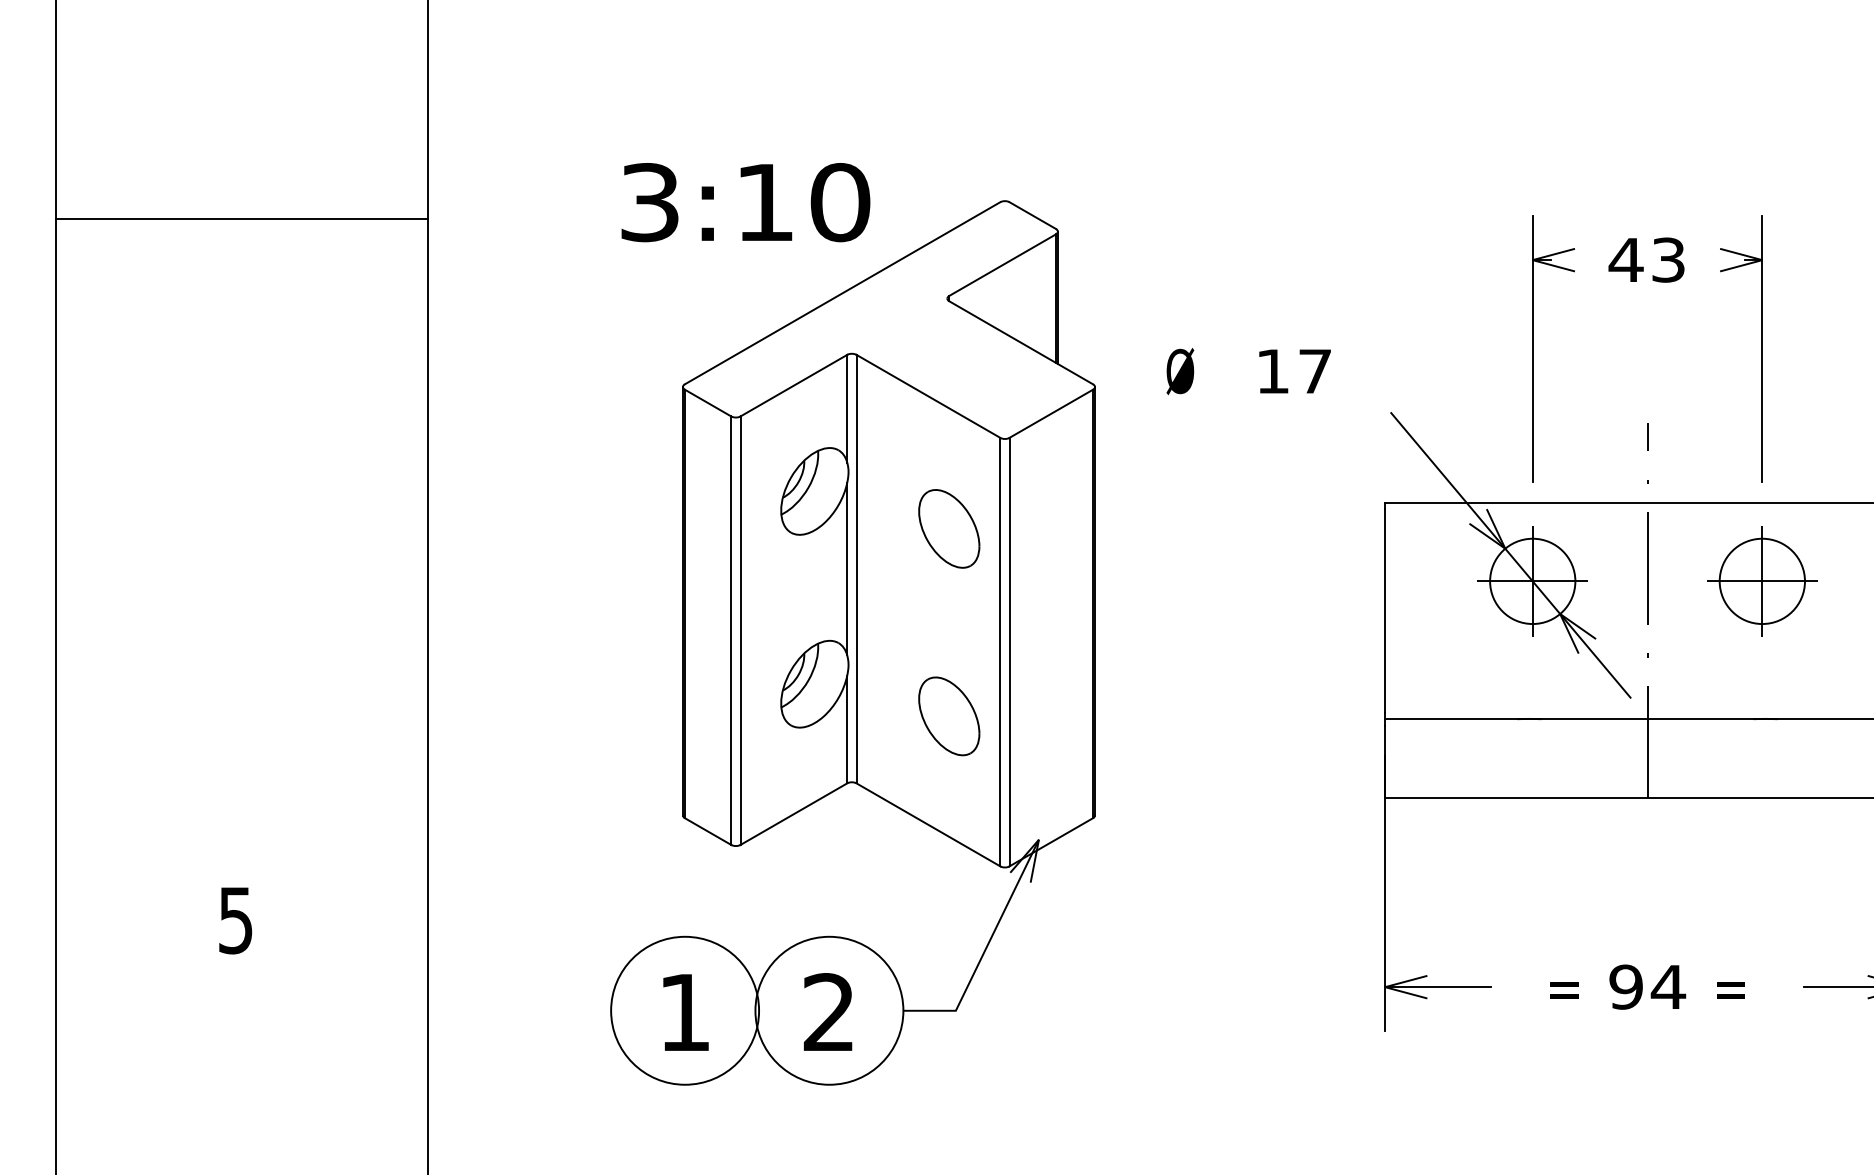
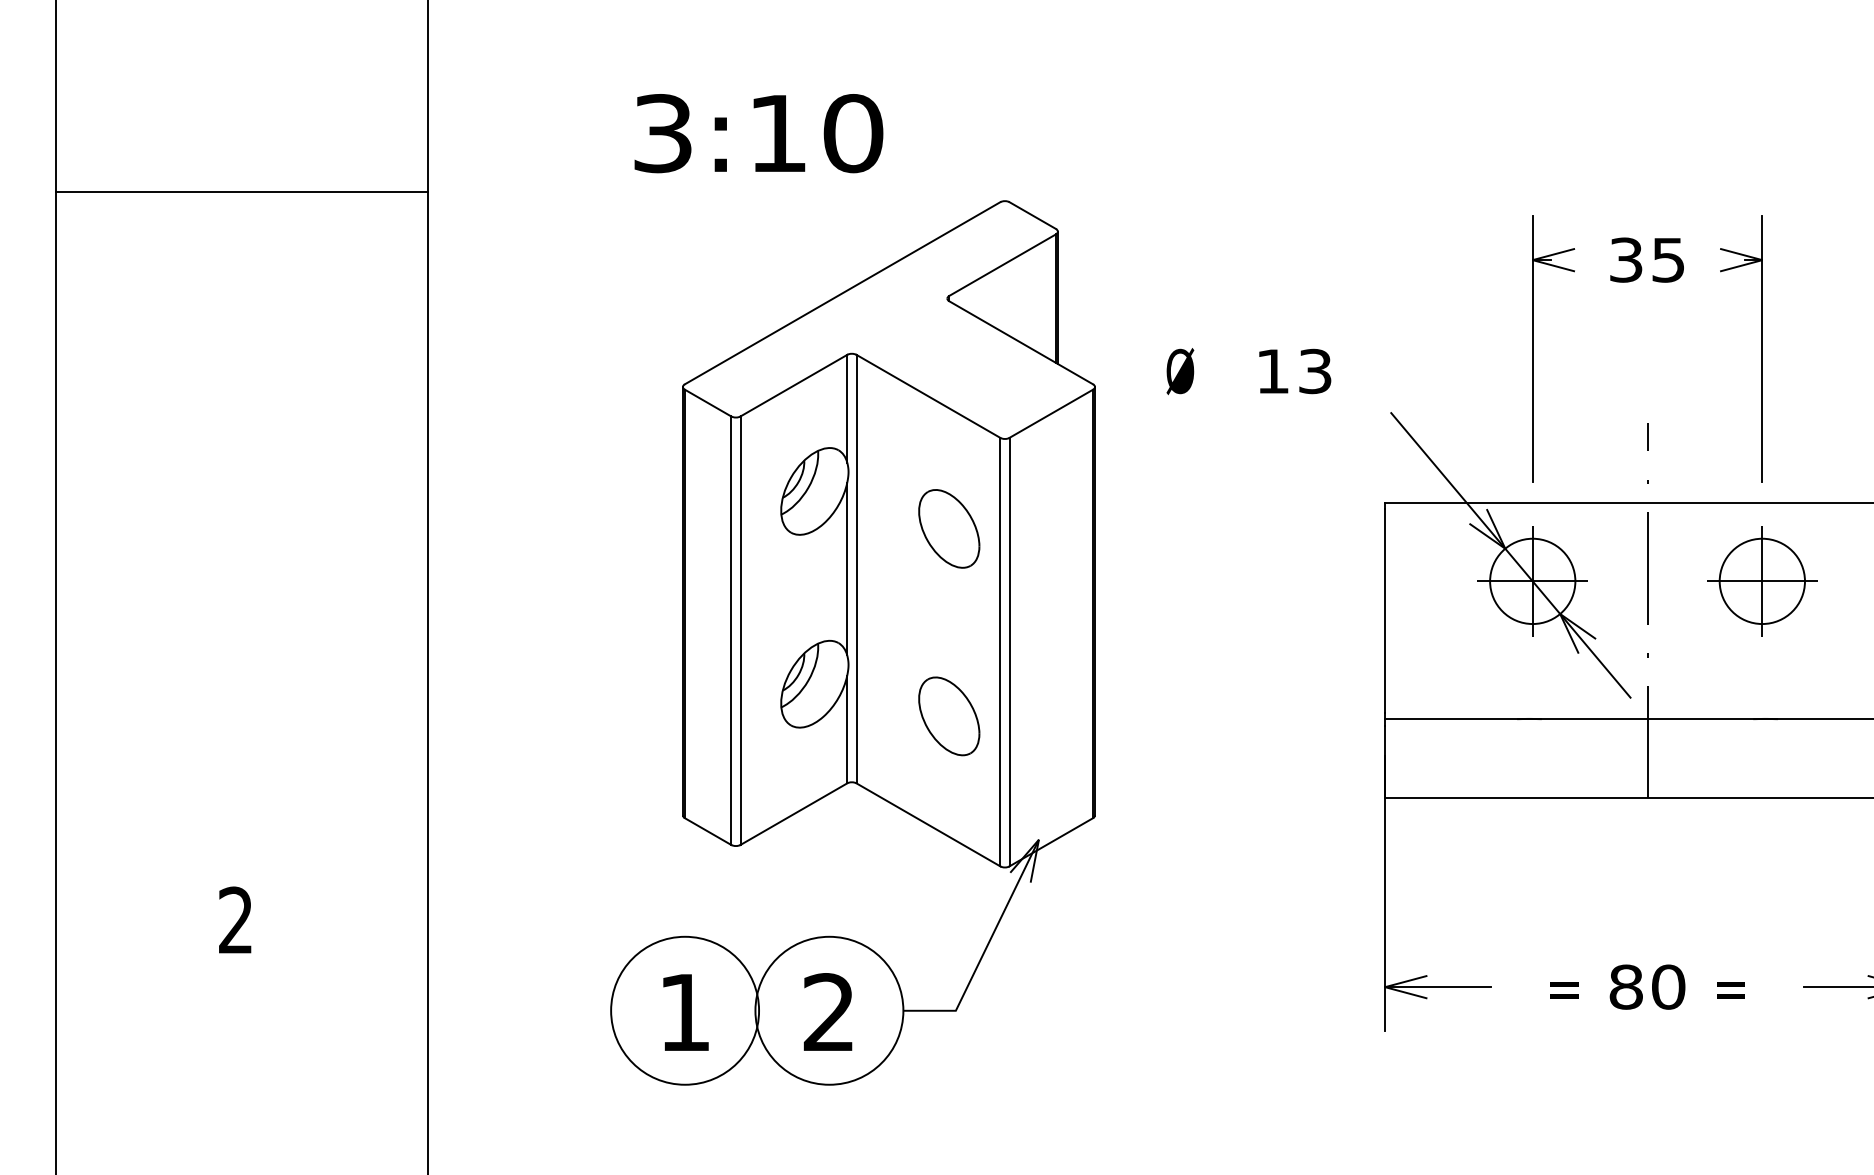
text position: (745, 202) -> (758, 133) (758, 133)
line position: (241, 218) -> (241, 191) (241, 191)
text: 43 -> 35 (1646, 259)
text: 17 -> 13 (1315, 371)
text: 5 -> 2 (235, 920)
text: 94 -> 80 (1647, 986)
